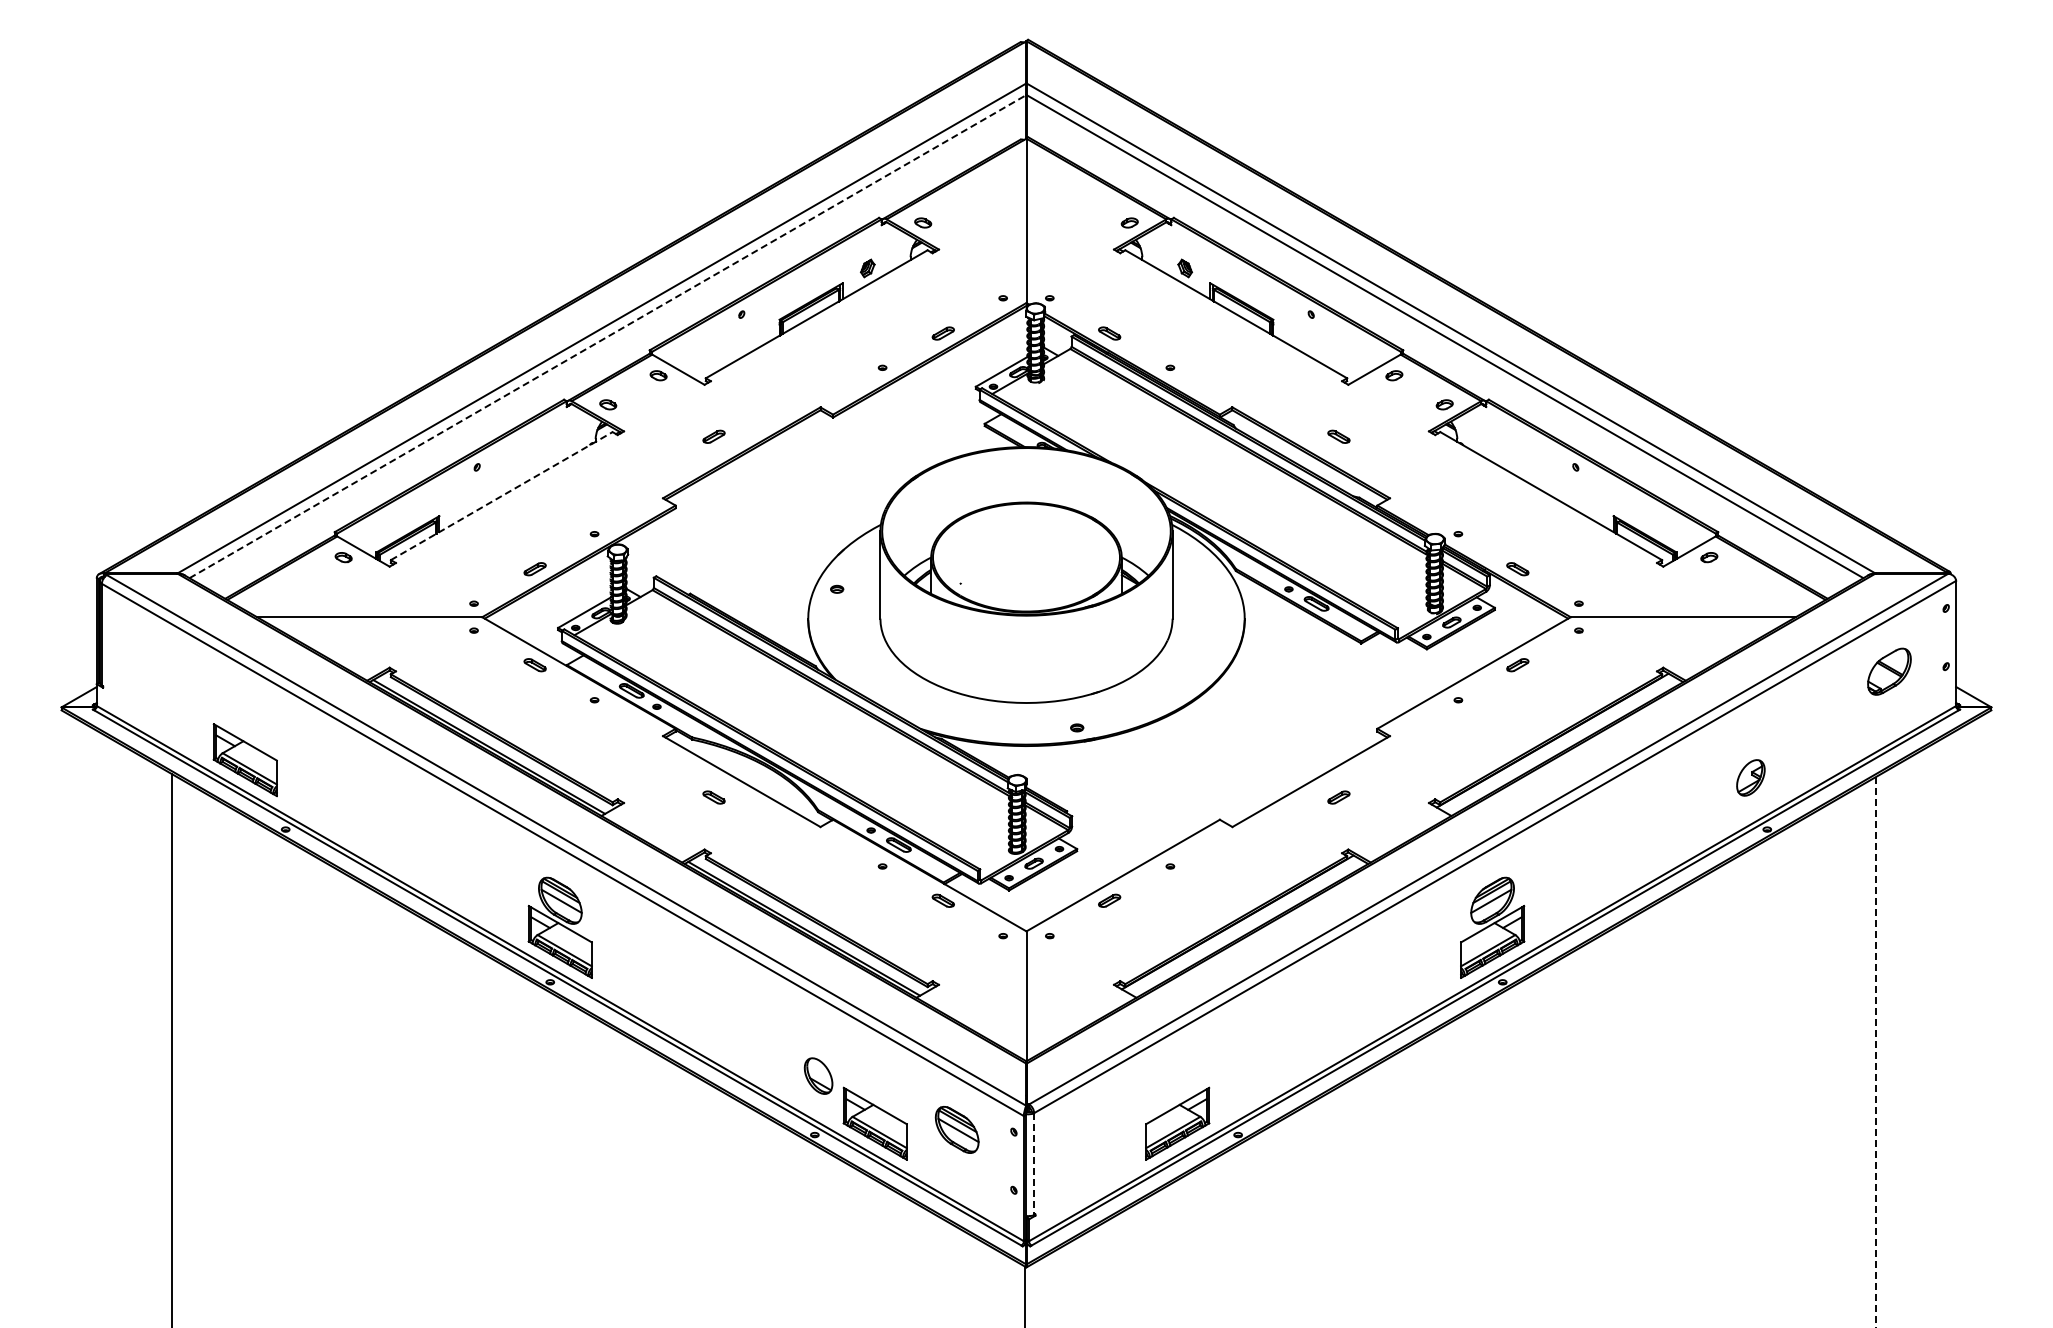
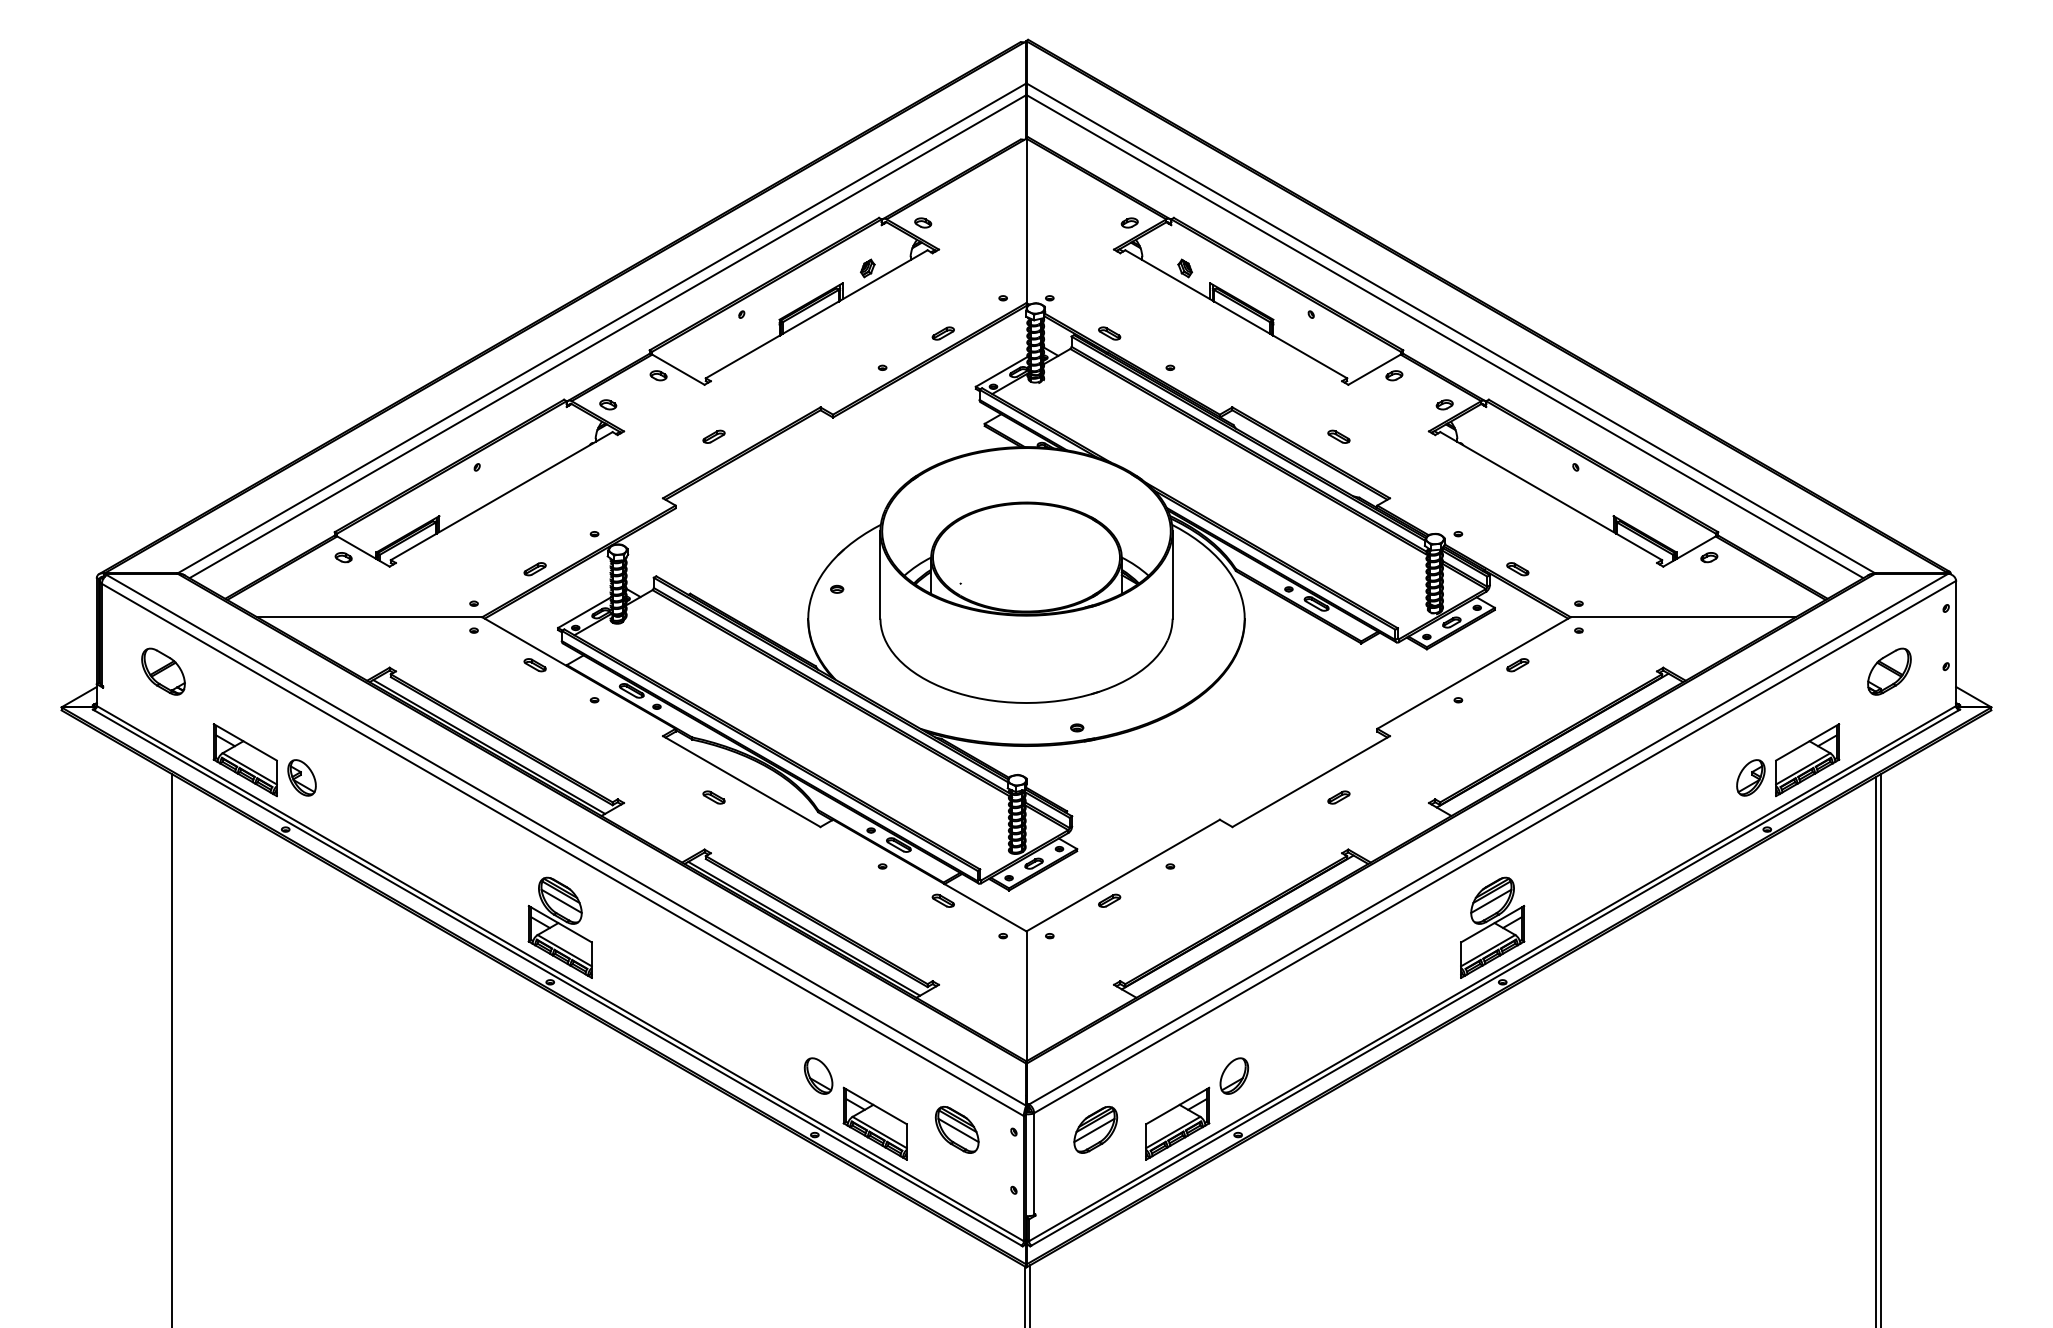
line: dashed -> solid (608, 336)
line: dashed -> solid (502, 495)
part: none -> present (163, 671)
part: none -> present (1807, 760)
part: none -> present (301, 777)
line: none -> present (1880, 1049)
line: dashed -> solid (1875, 1052)
part: none -> present (1234, 1075)
part: none -> present (1095, 1129)
line: dashed -> solid (1034, 1164)
line: none -> present (1030, 1294)
